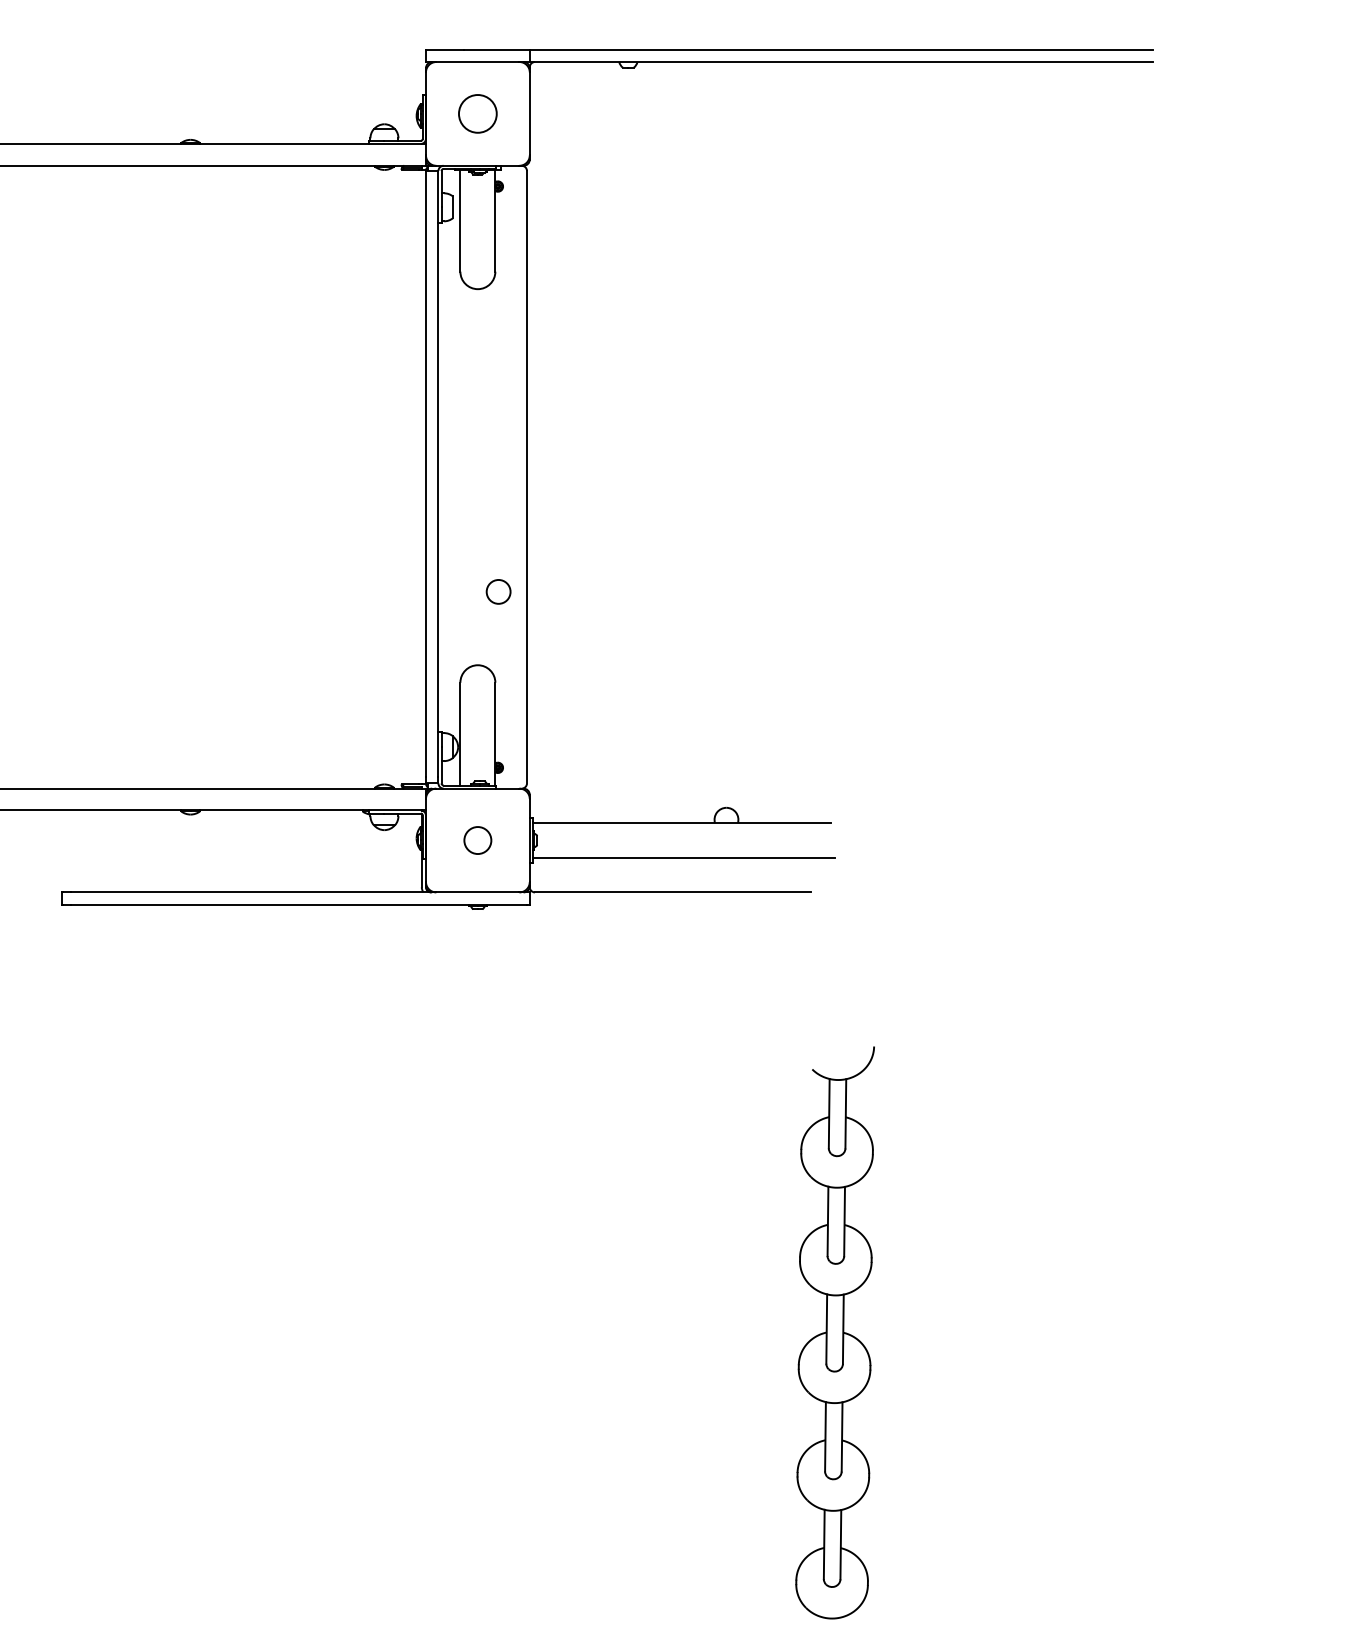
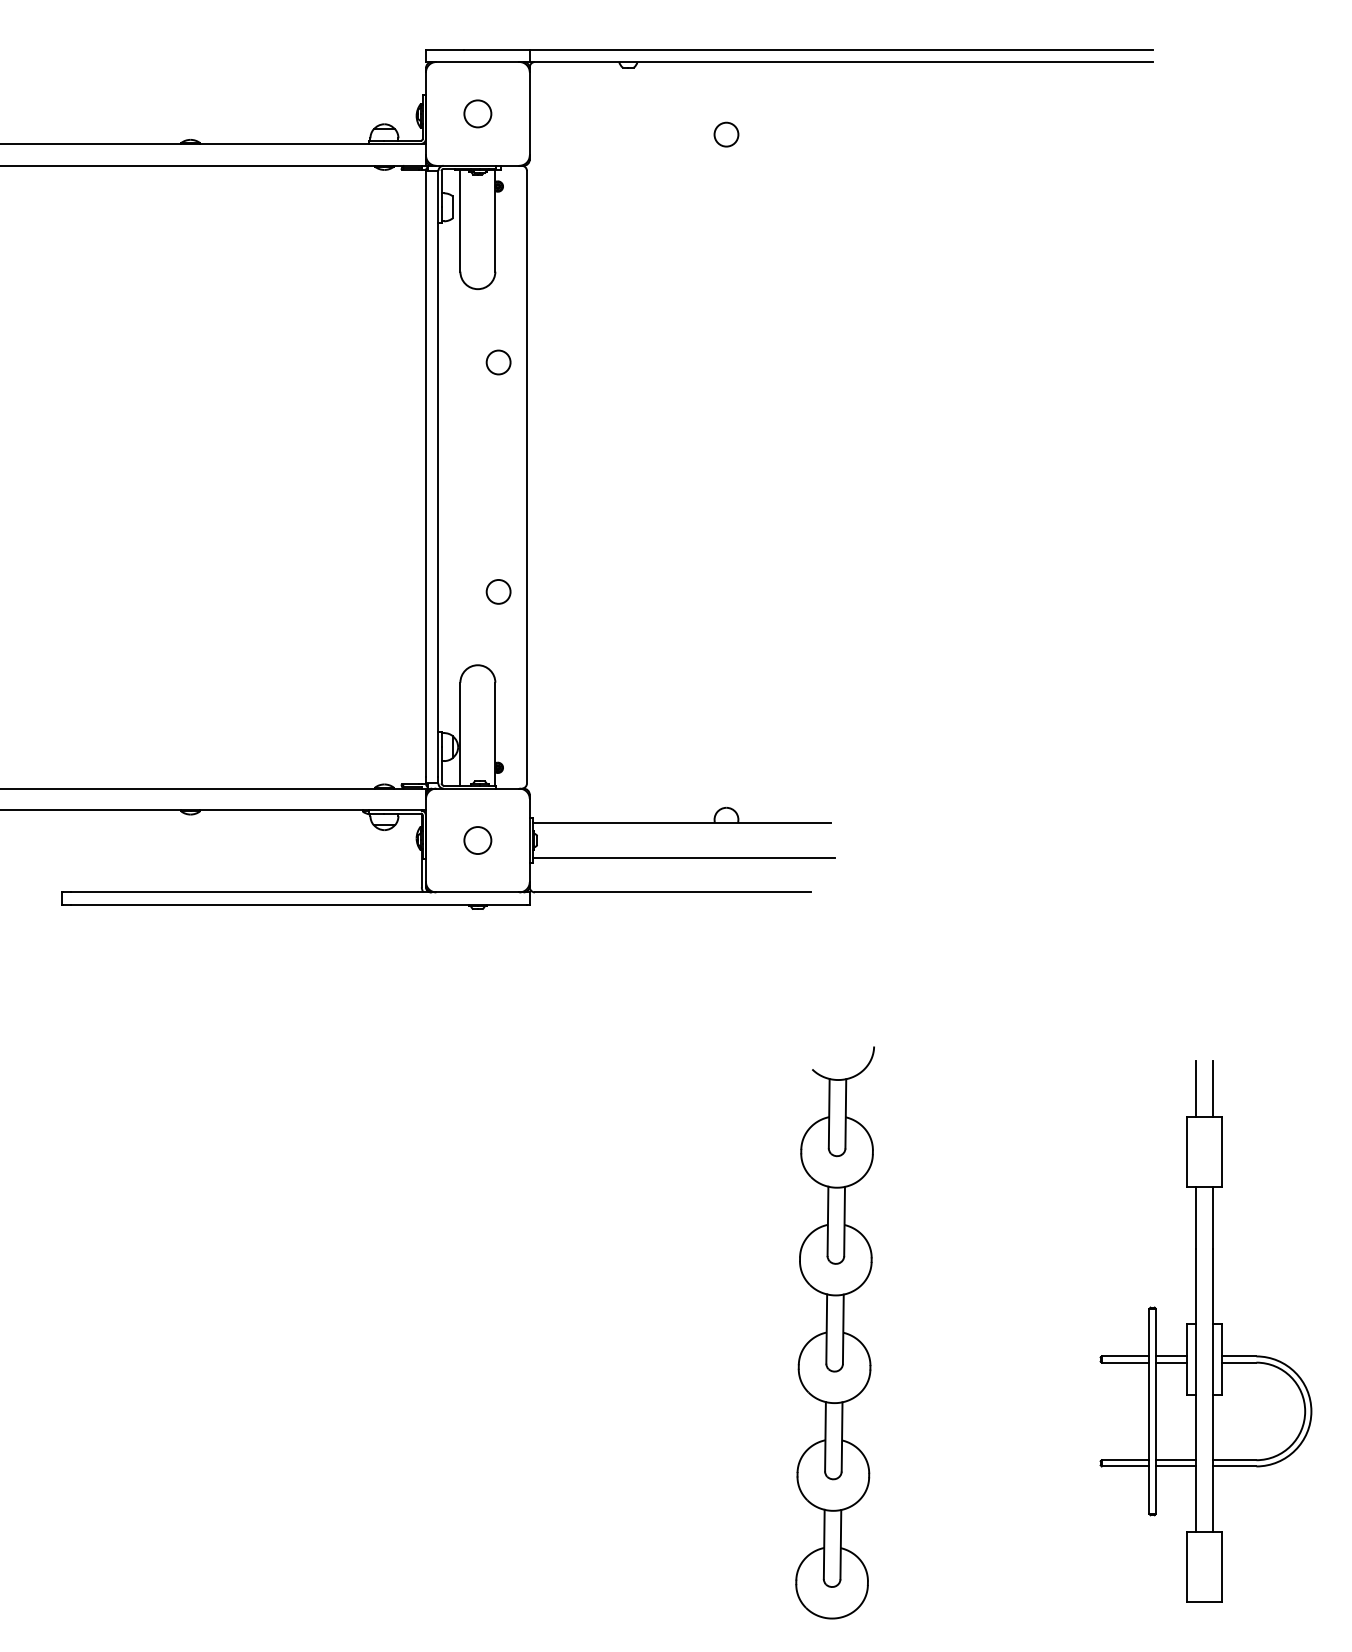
circle diameter: 38 px -> 27 px (477, 113)
circle: none -> present (726, 134)
circle: none -> present (498, 362)
part: none -> present (1205, 1331)
